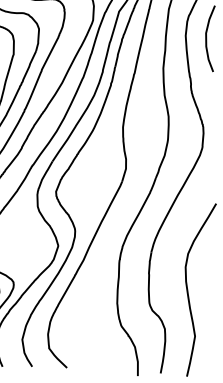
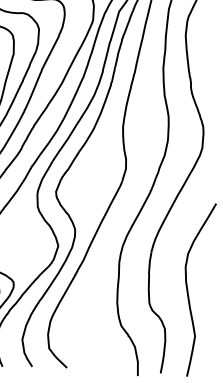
curve: present -> none (207, 38)
